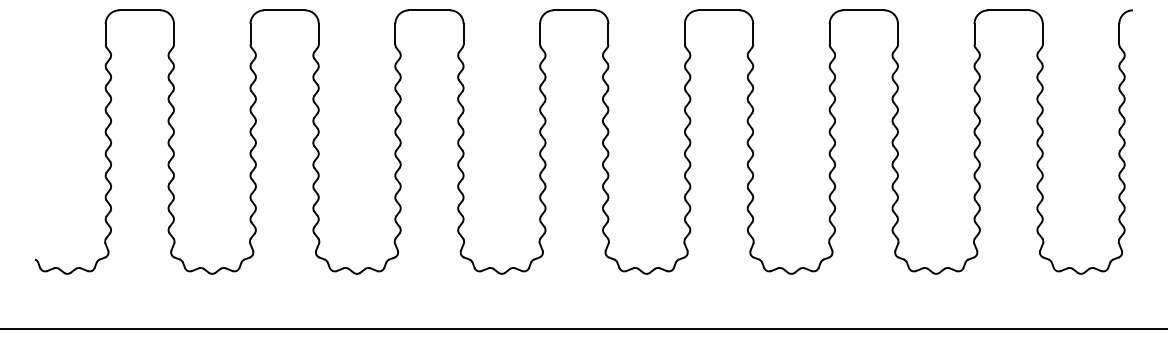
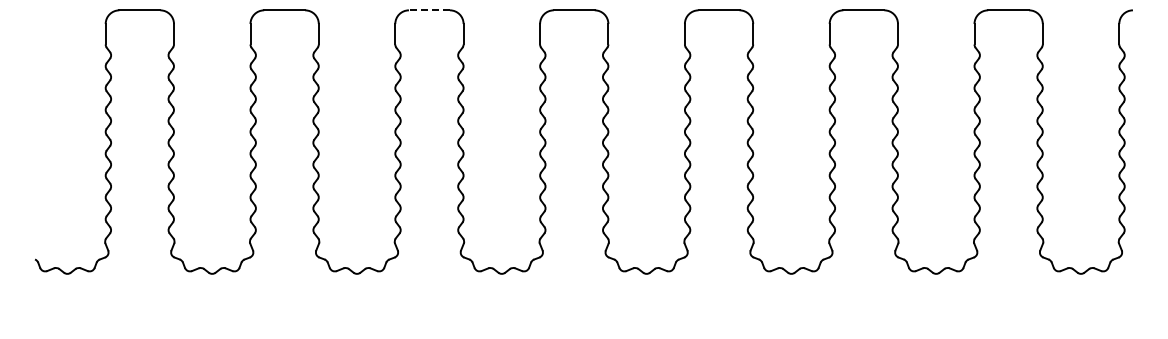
line: solid -> dashed (428, 10)
line: present -> none (583, 328)
